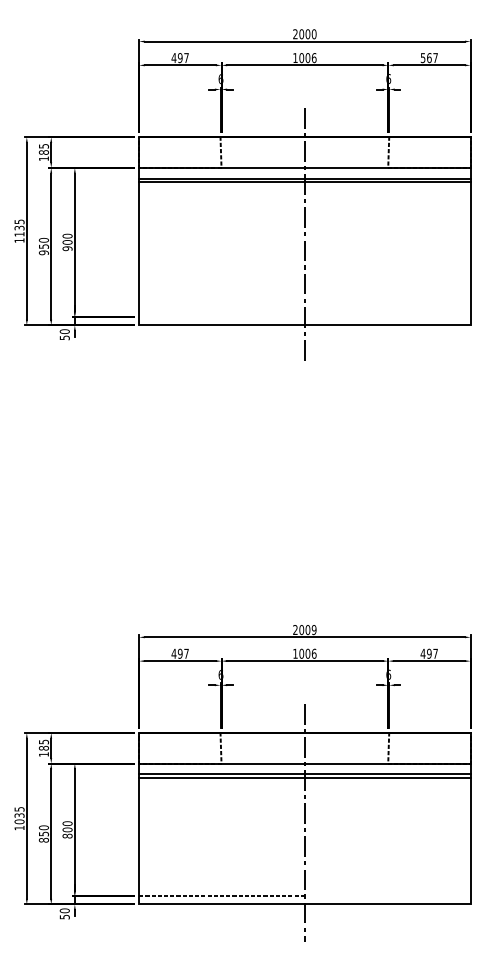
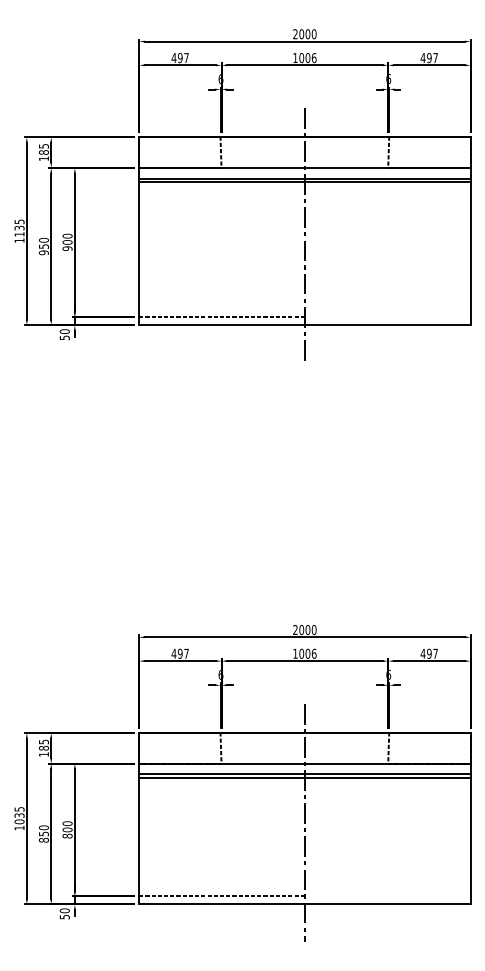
text: 567 -> 497 (425, 58)
line: none -> present (221, 317)
text: 2009 -> 2000 (313, 630)
